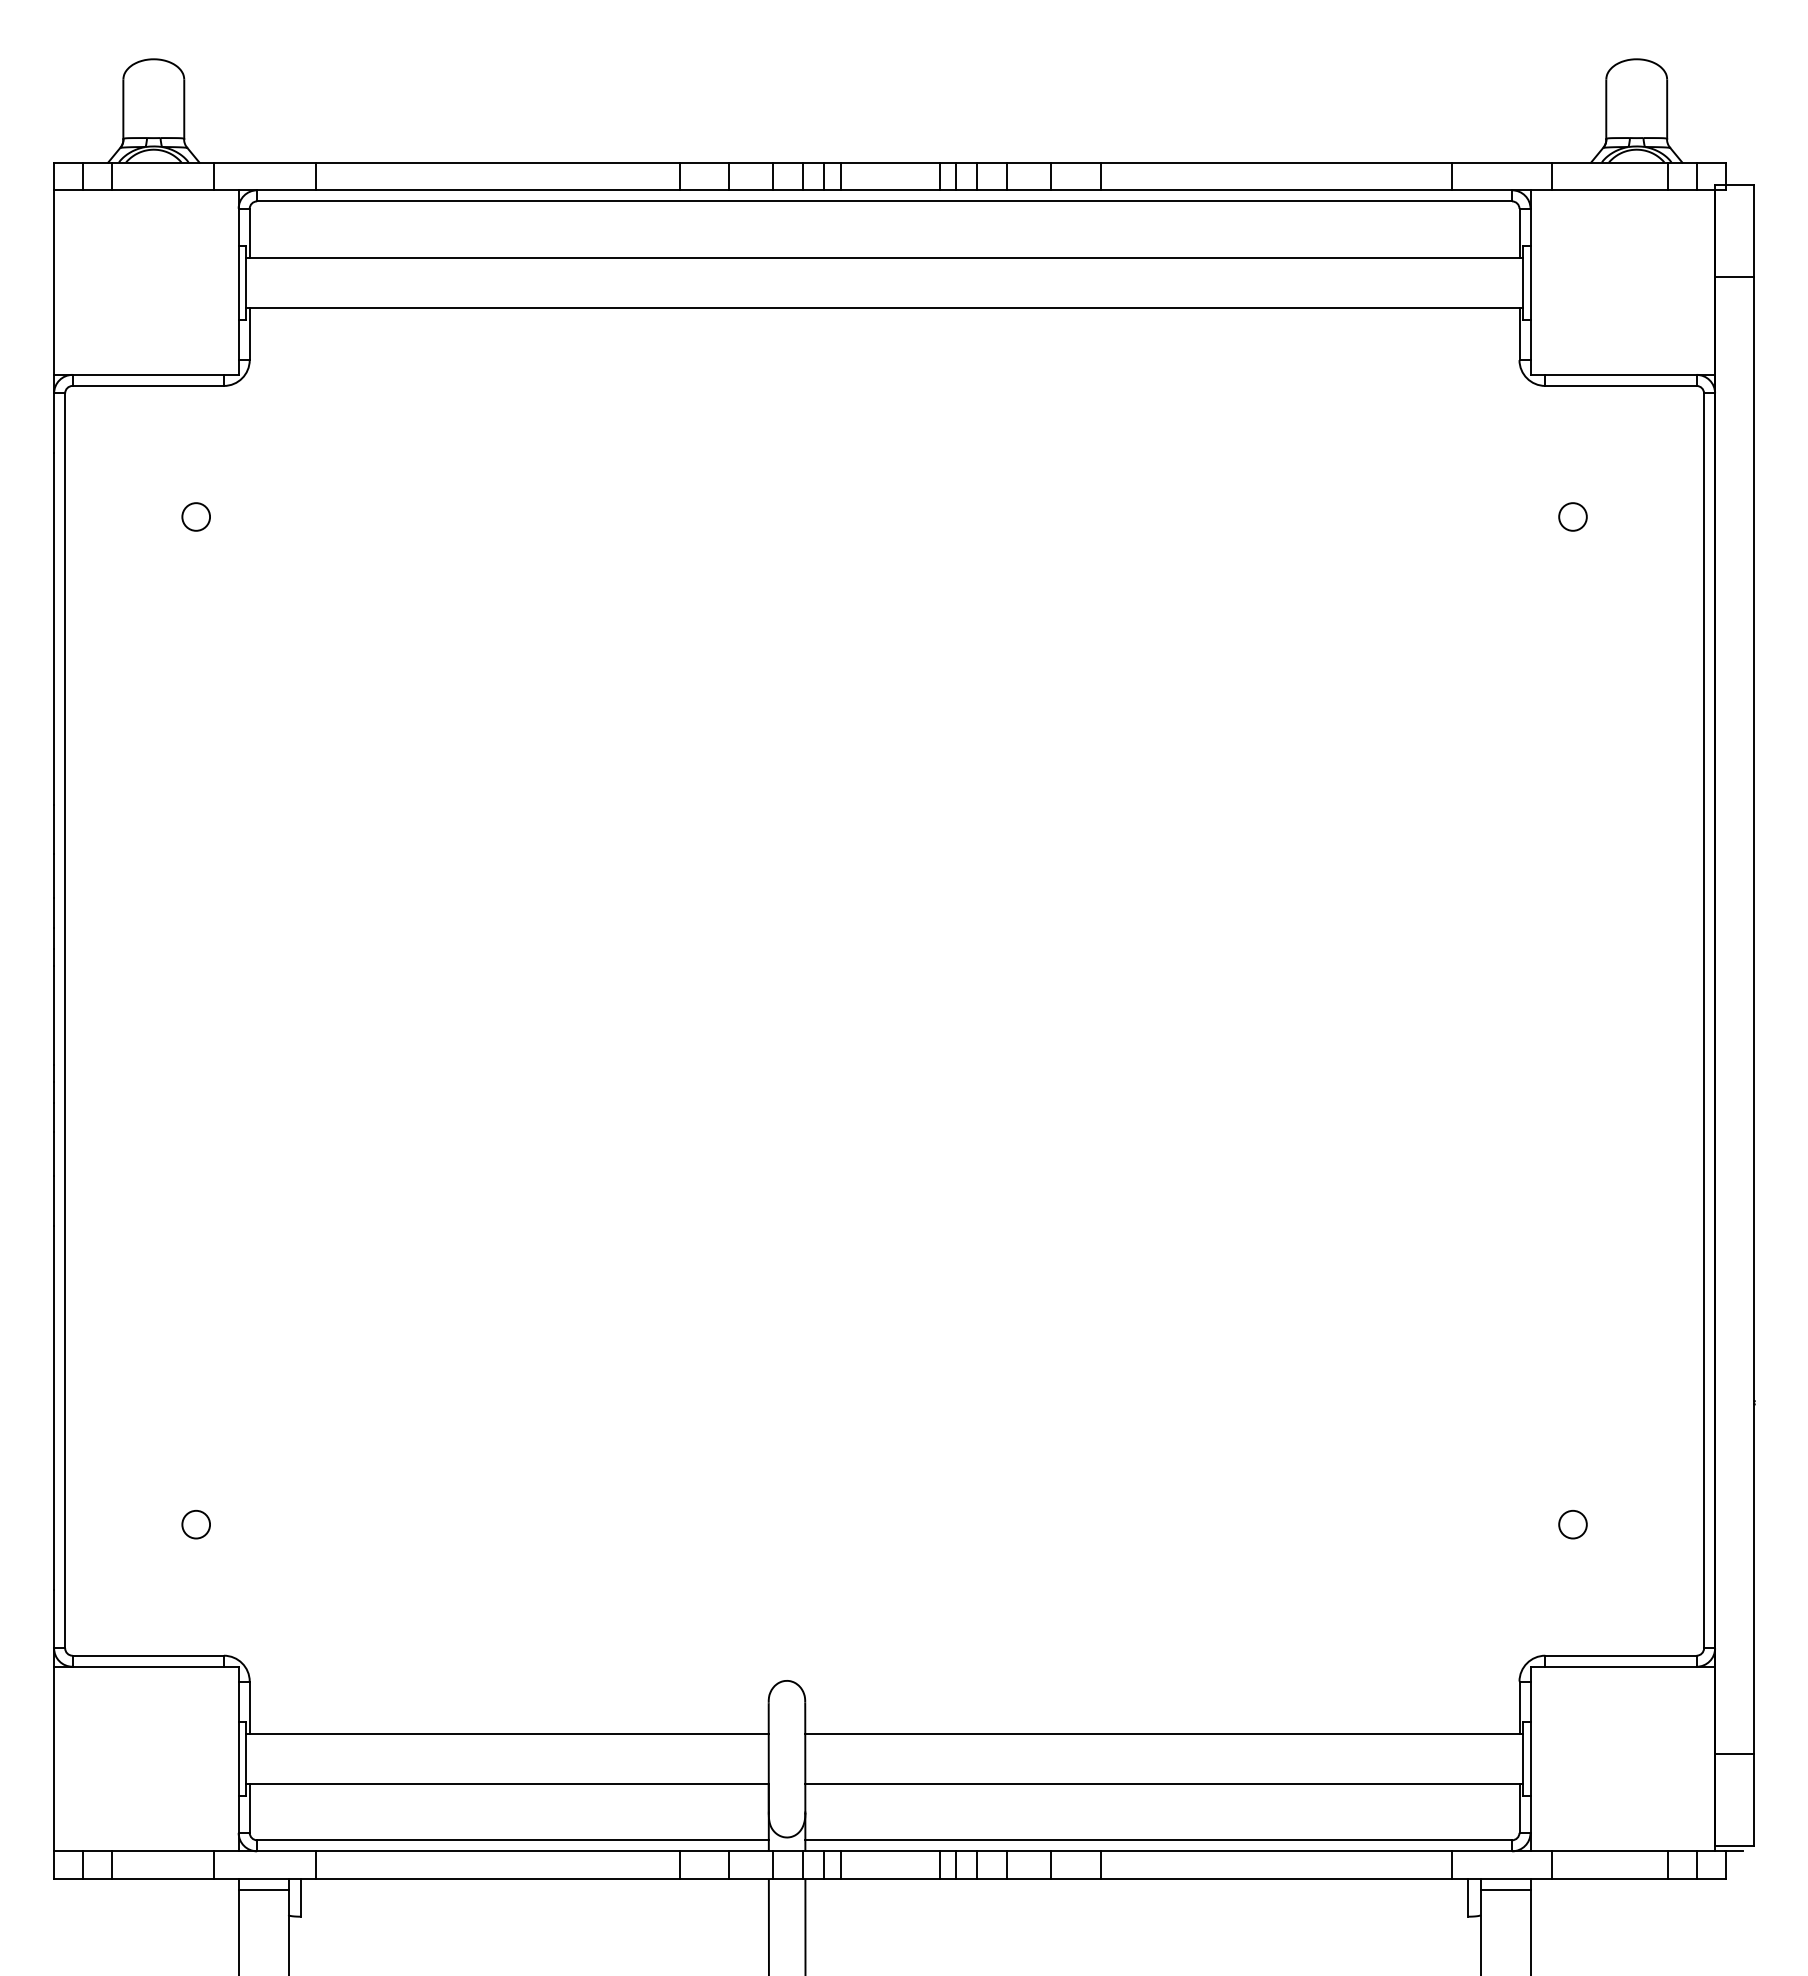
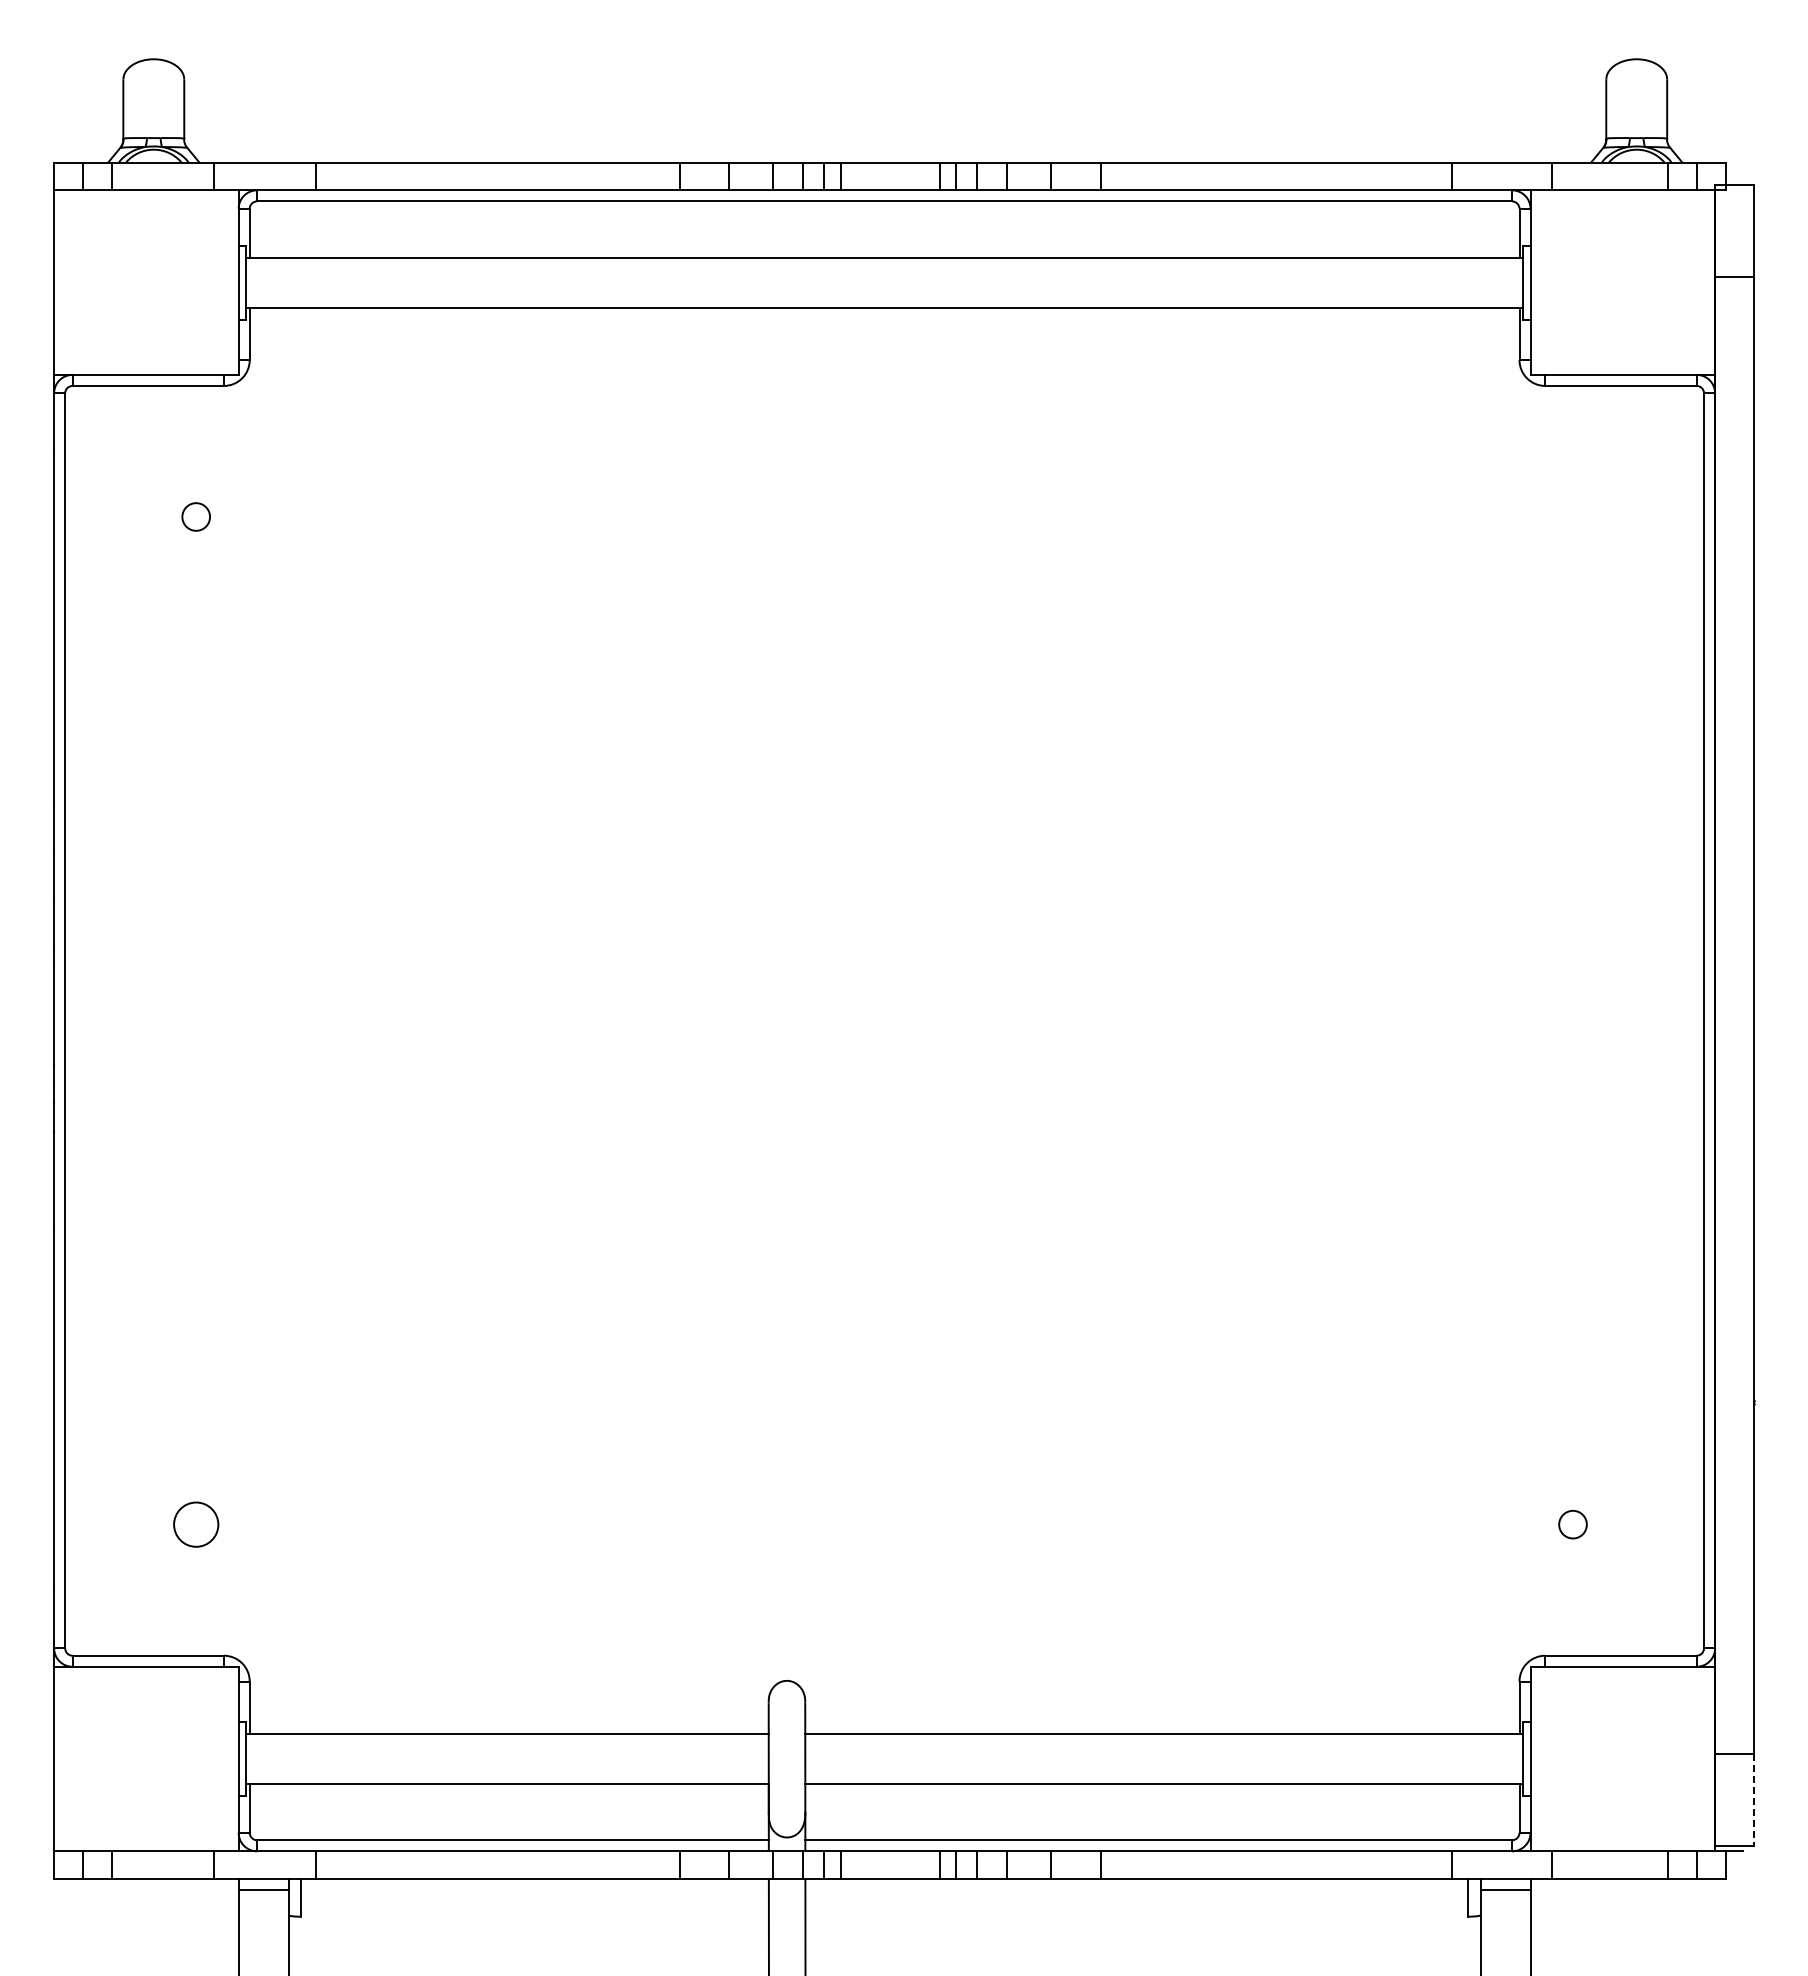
circle: present -> none (1572, 516)
circle diameter: 28 px -> 44 px (196, 1524)
line: solid -> dashed (1753, 1800)
